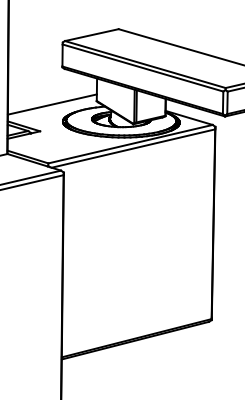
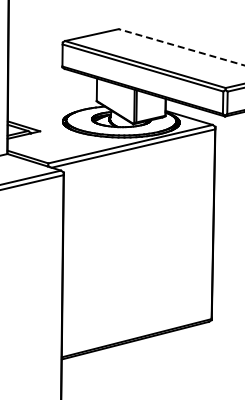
line: solid -> dashed (180, 47)
line: present -> none (51, 104)
